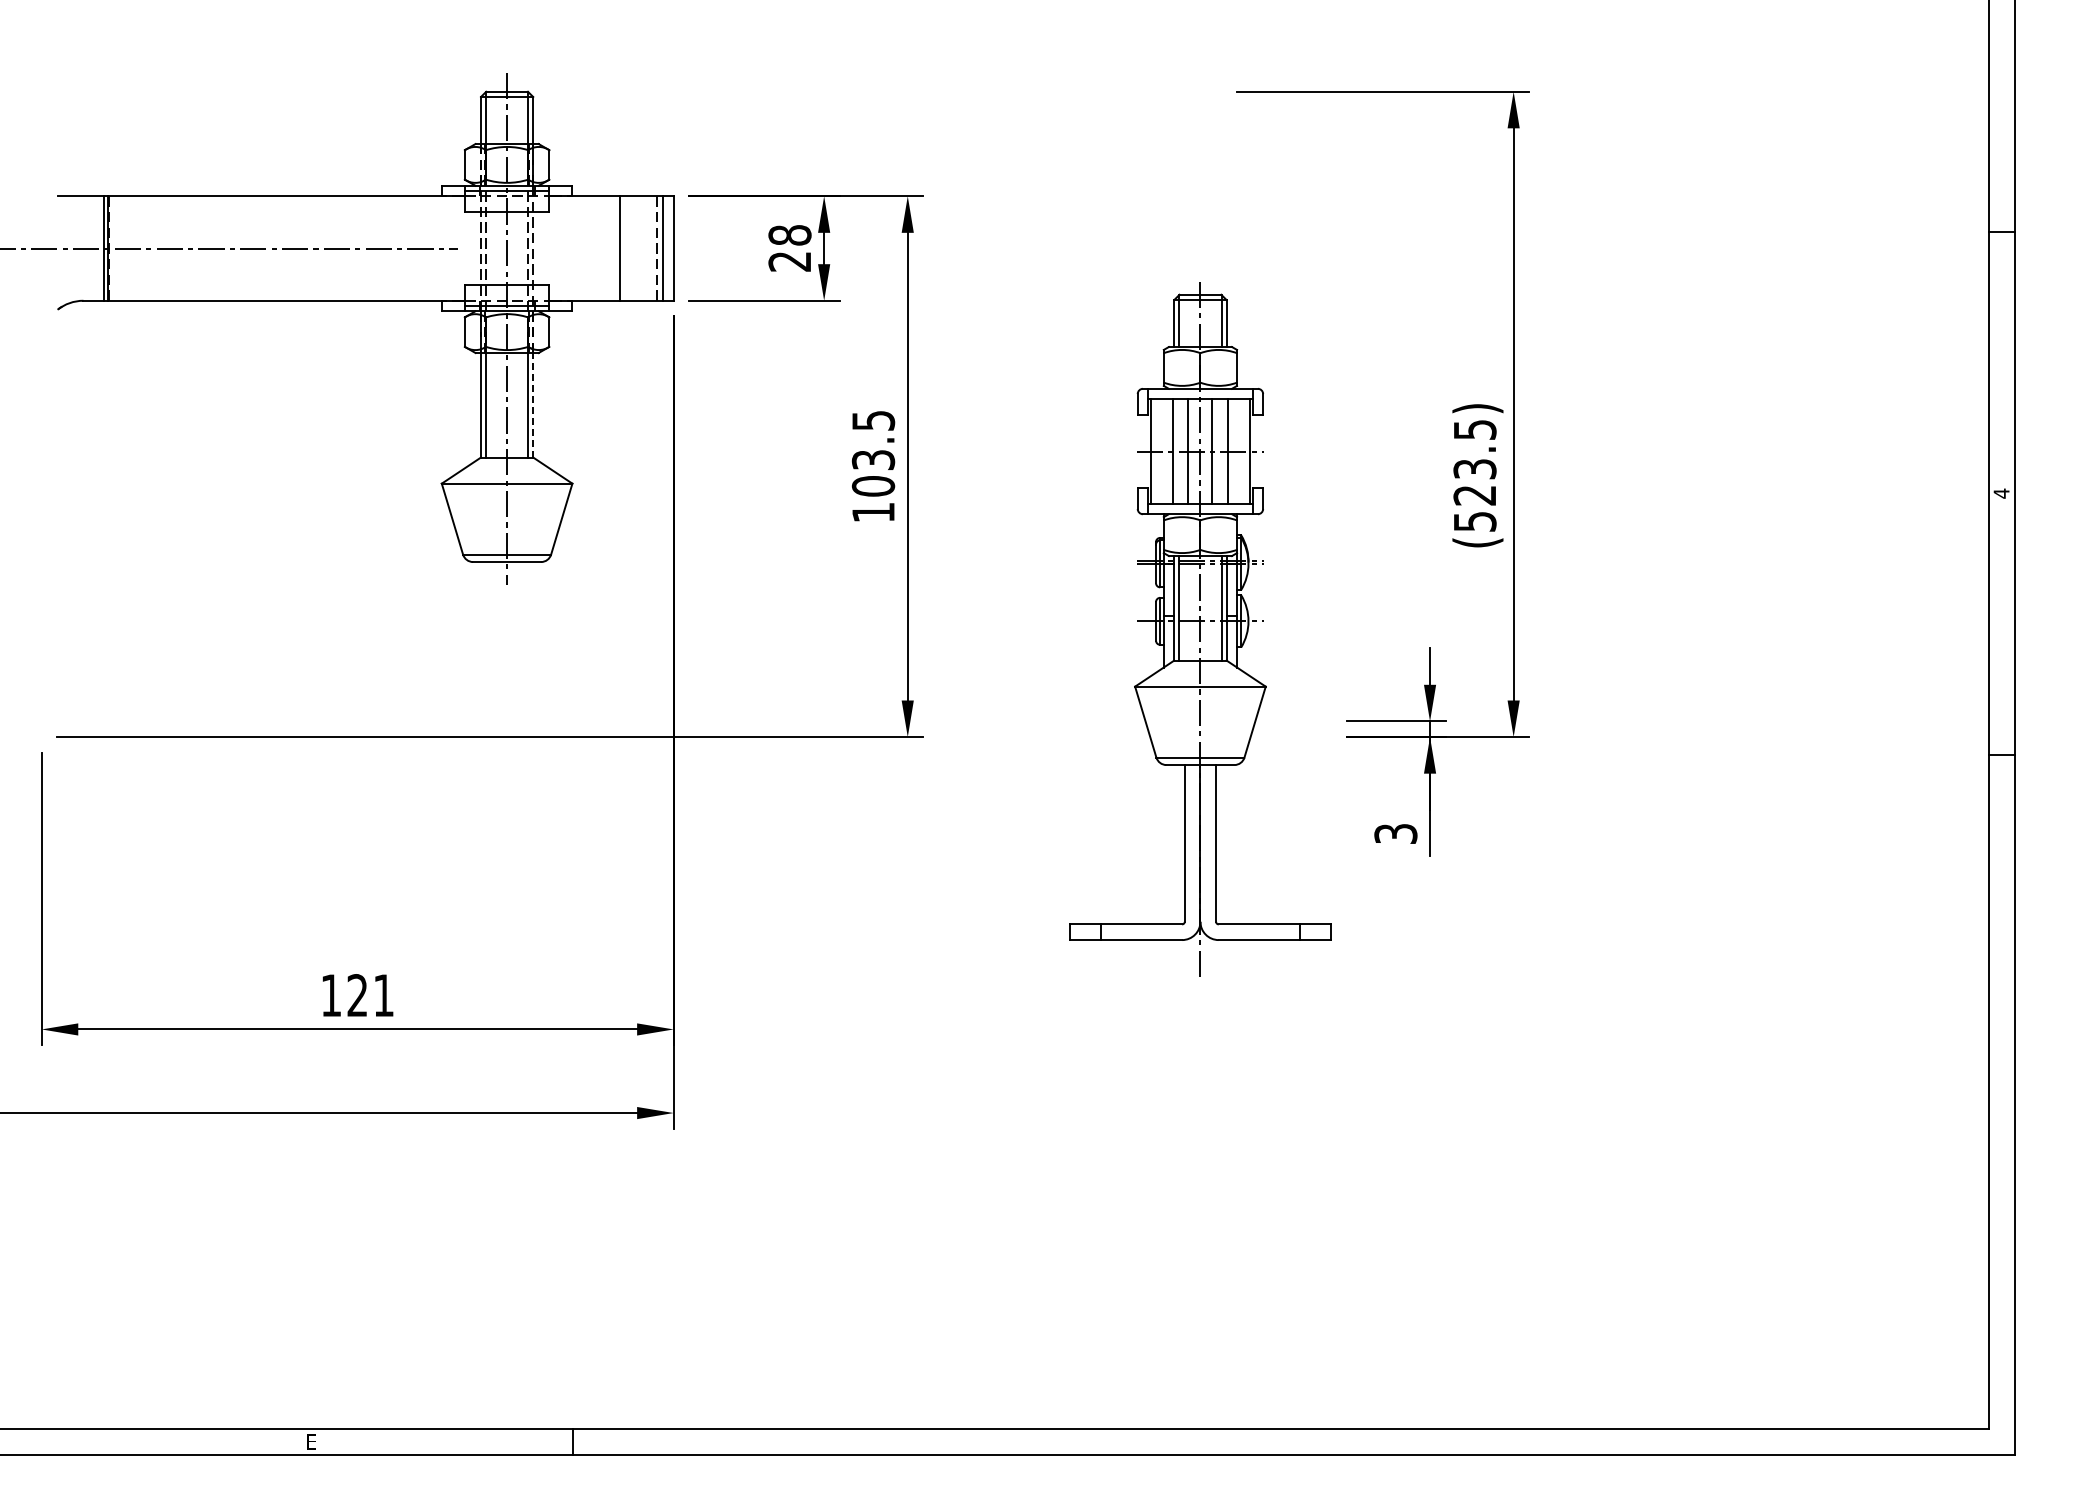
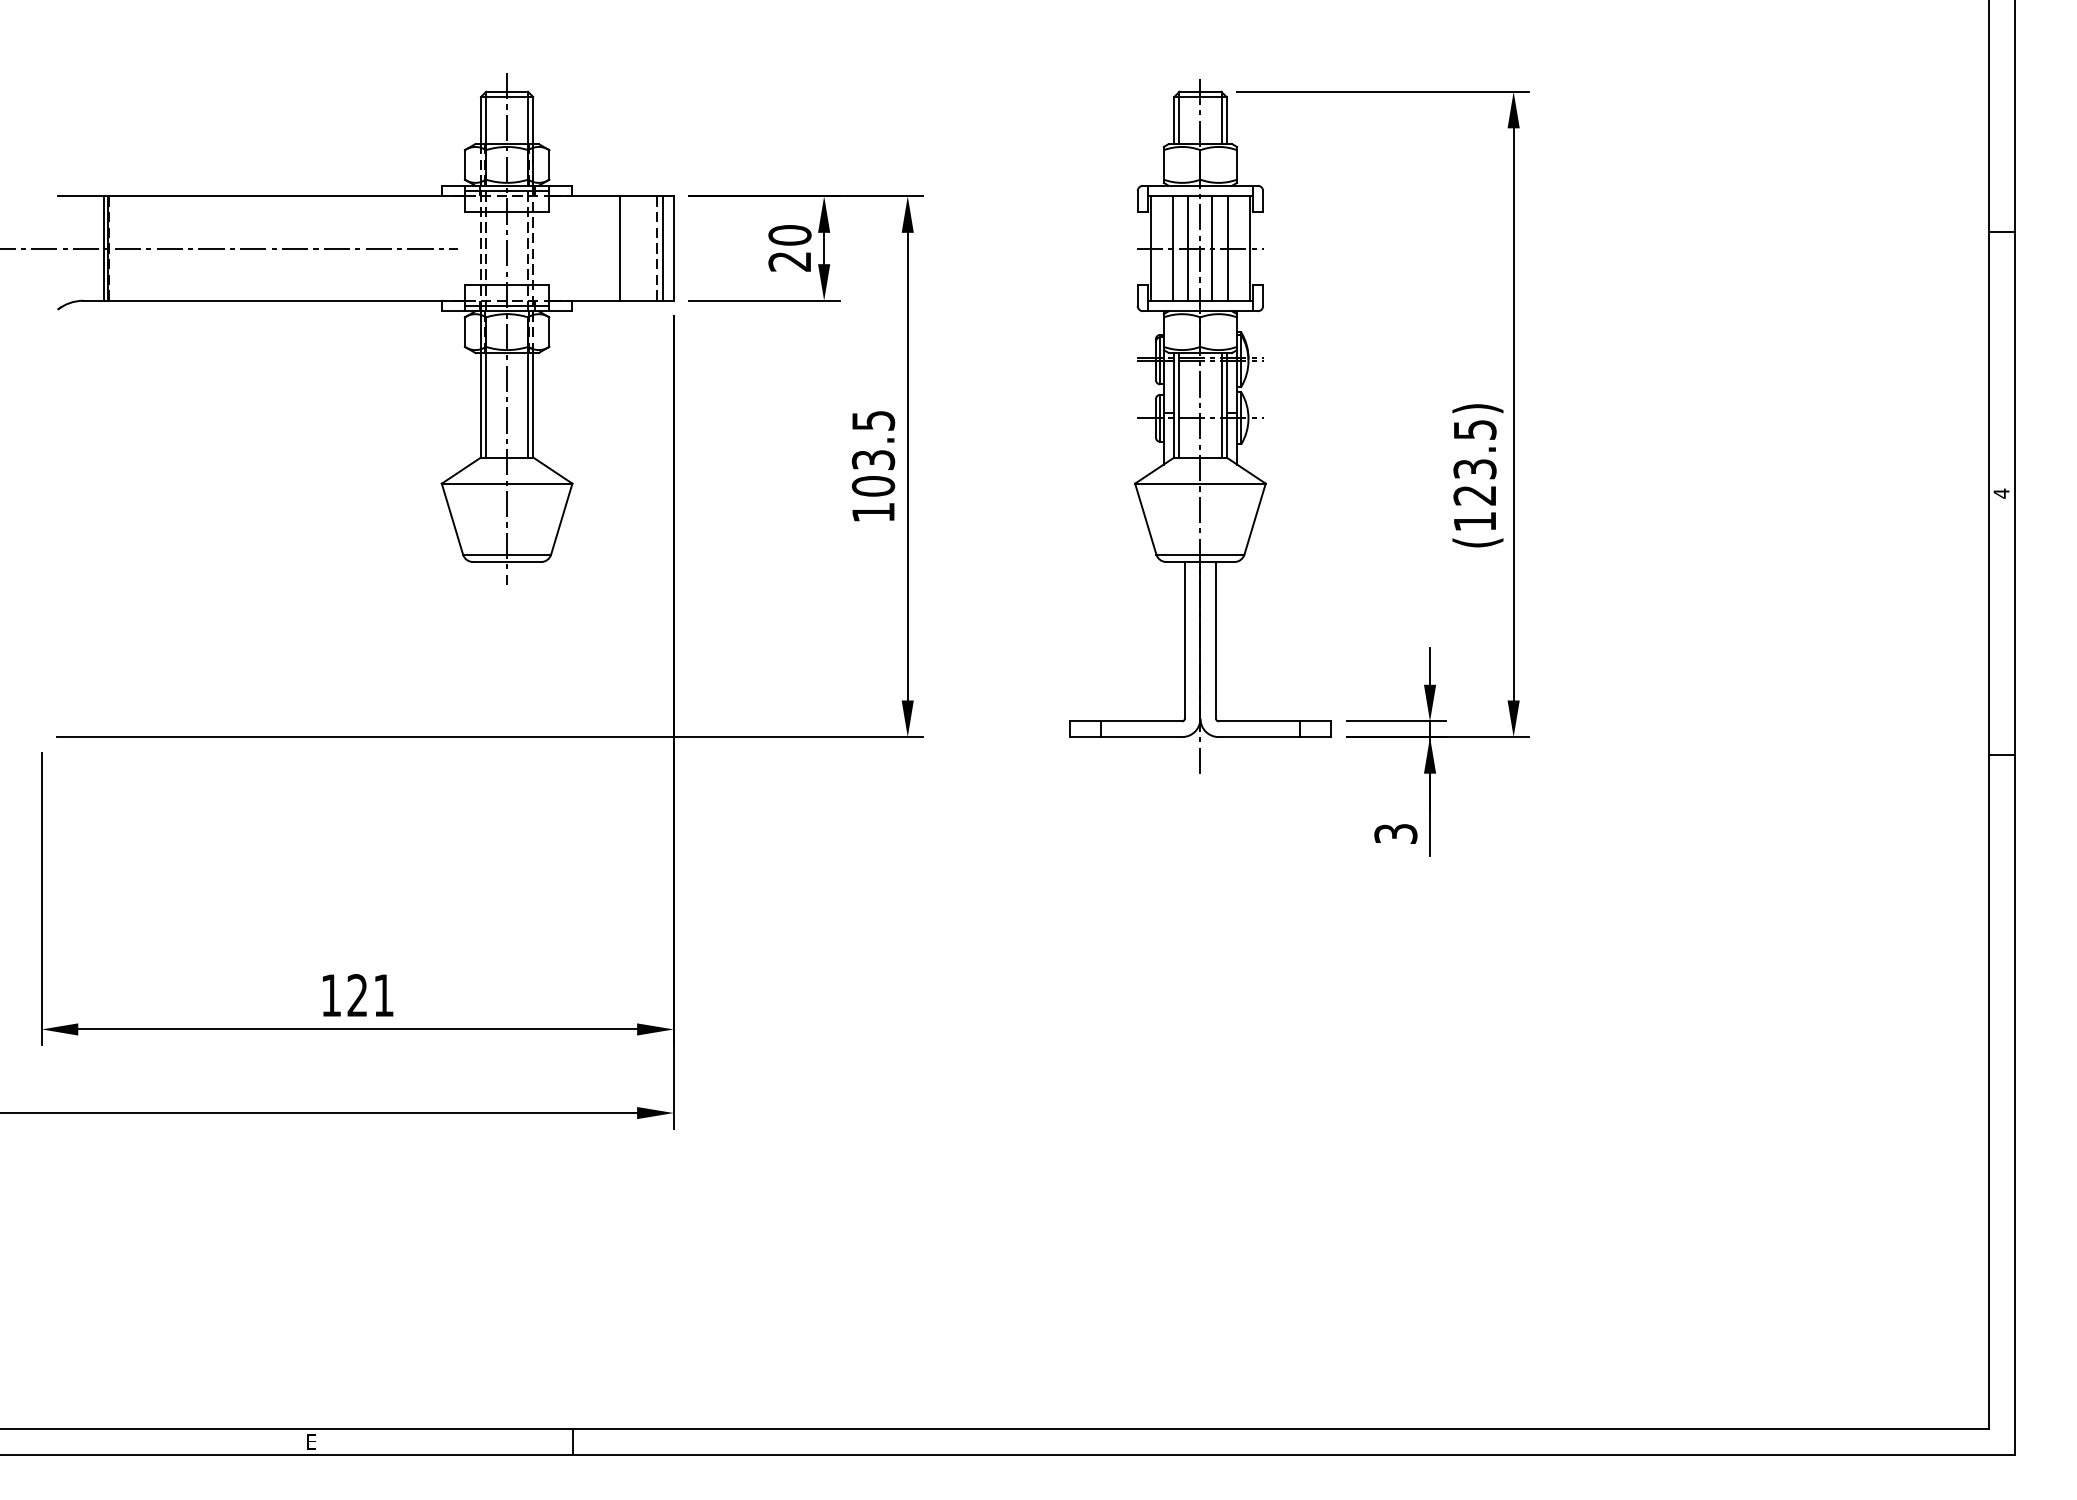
text: 28 -> 20 (789, 235)
line: dashed -> solid (533, 404)
text: (523.5) -> (123.5) (1475, 521)
part position: (1200, 629) -> (1200, 426) (1200, 426)
